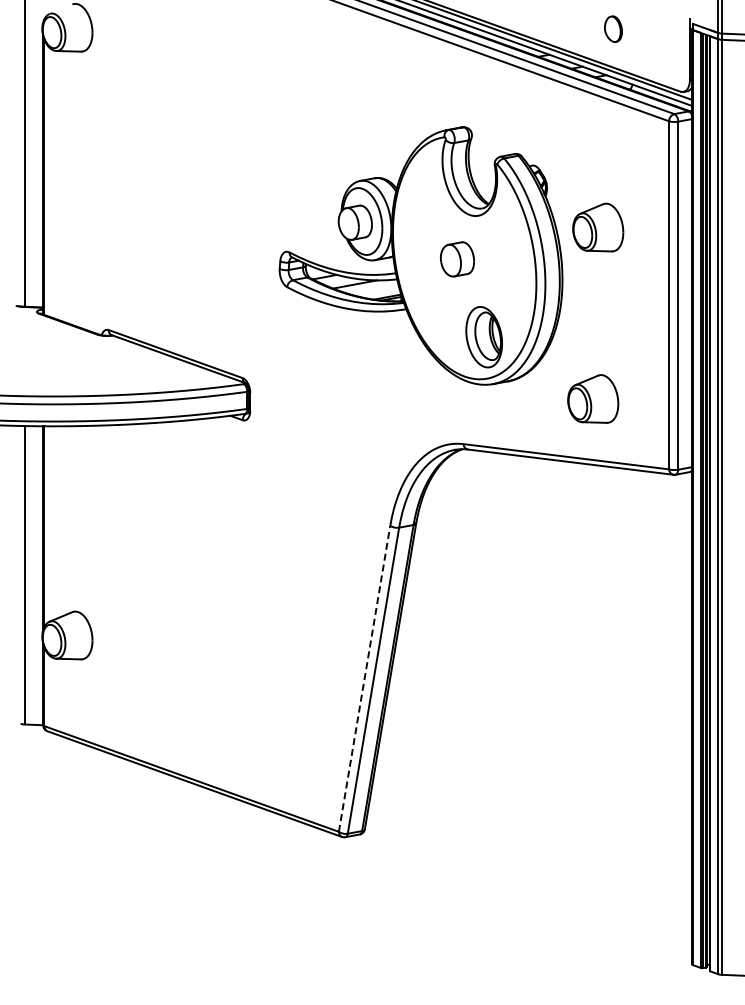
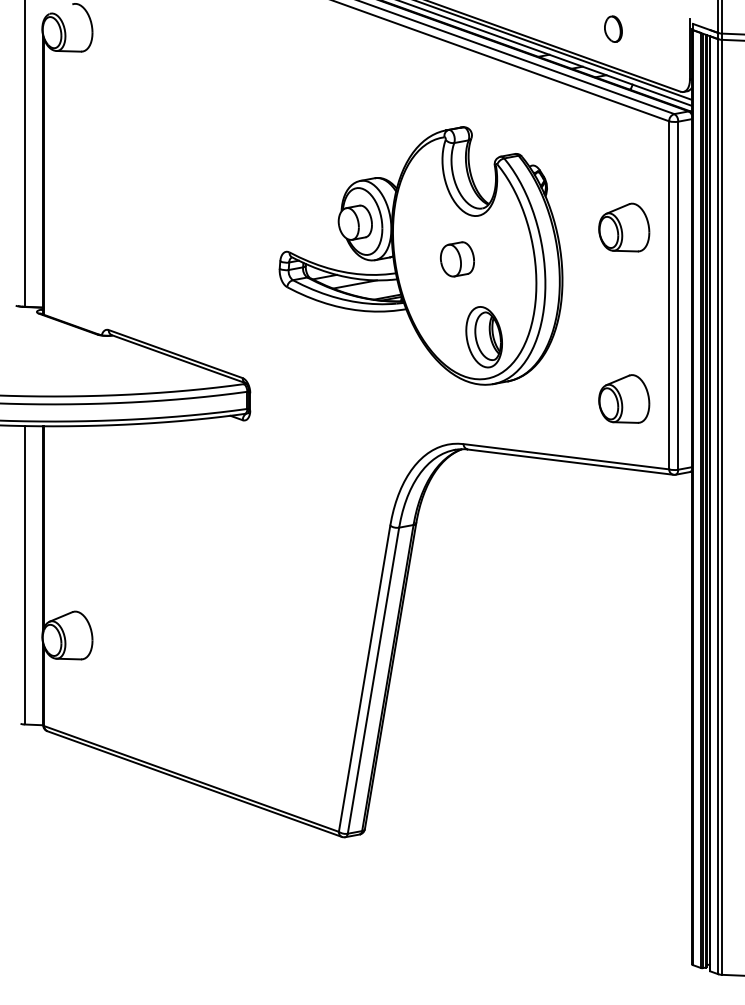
part position: (598, 227) -> (624, 227) (624, 227)
part position: (593, 398) -> (624, 398) (624, 398)
line: dashed -> solid (364, 678)
